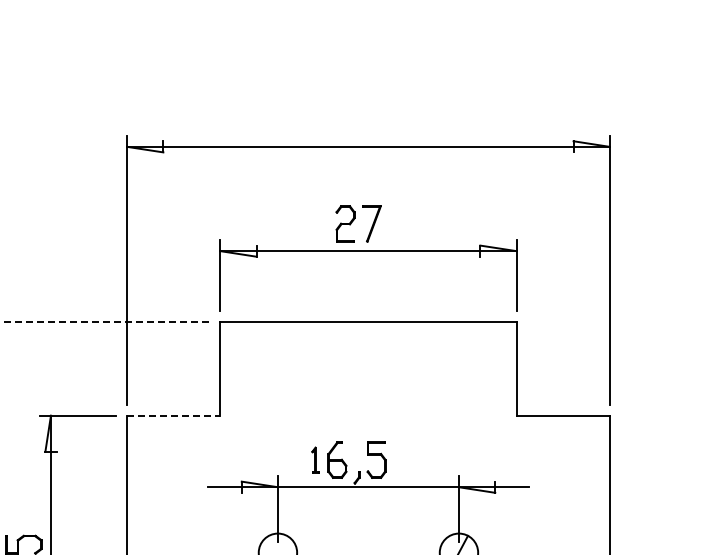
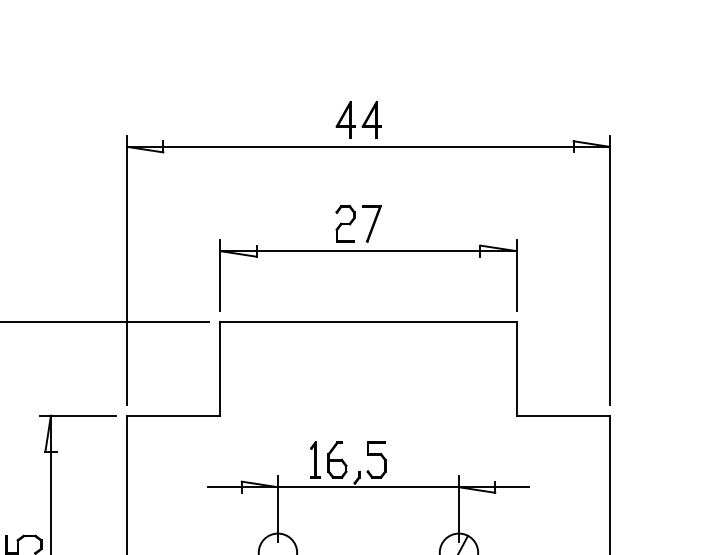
part: none -> present (364, 121)
line: dashed -> solid (104, 322)
line: dashed -> solid (173, 415)
part size: 9x28 px -> 11x38 px (315, 459)
